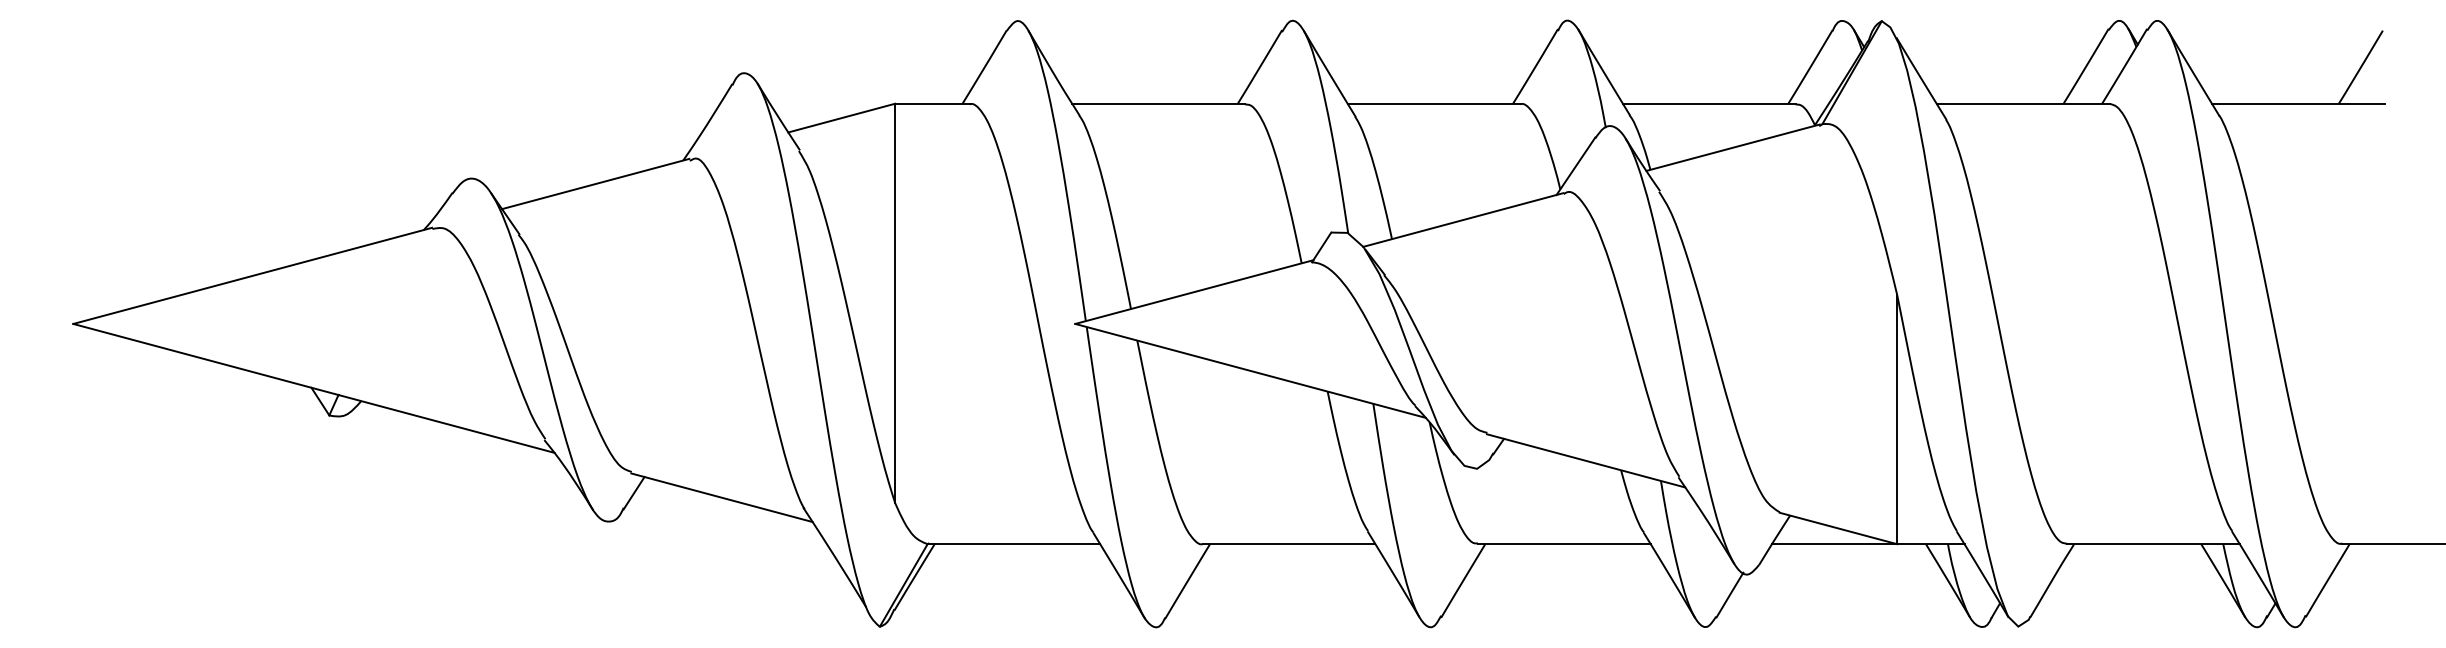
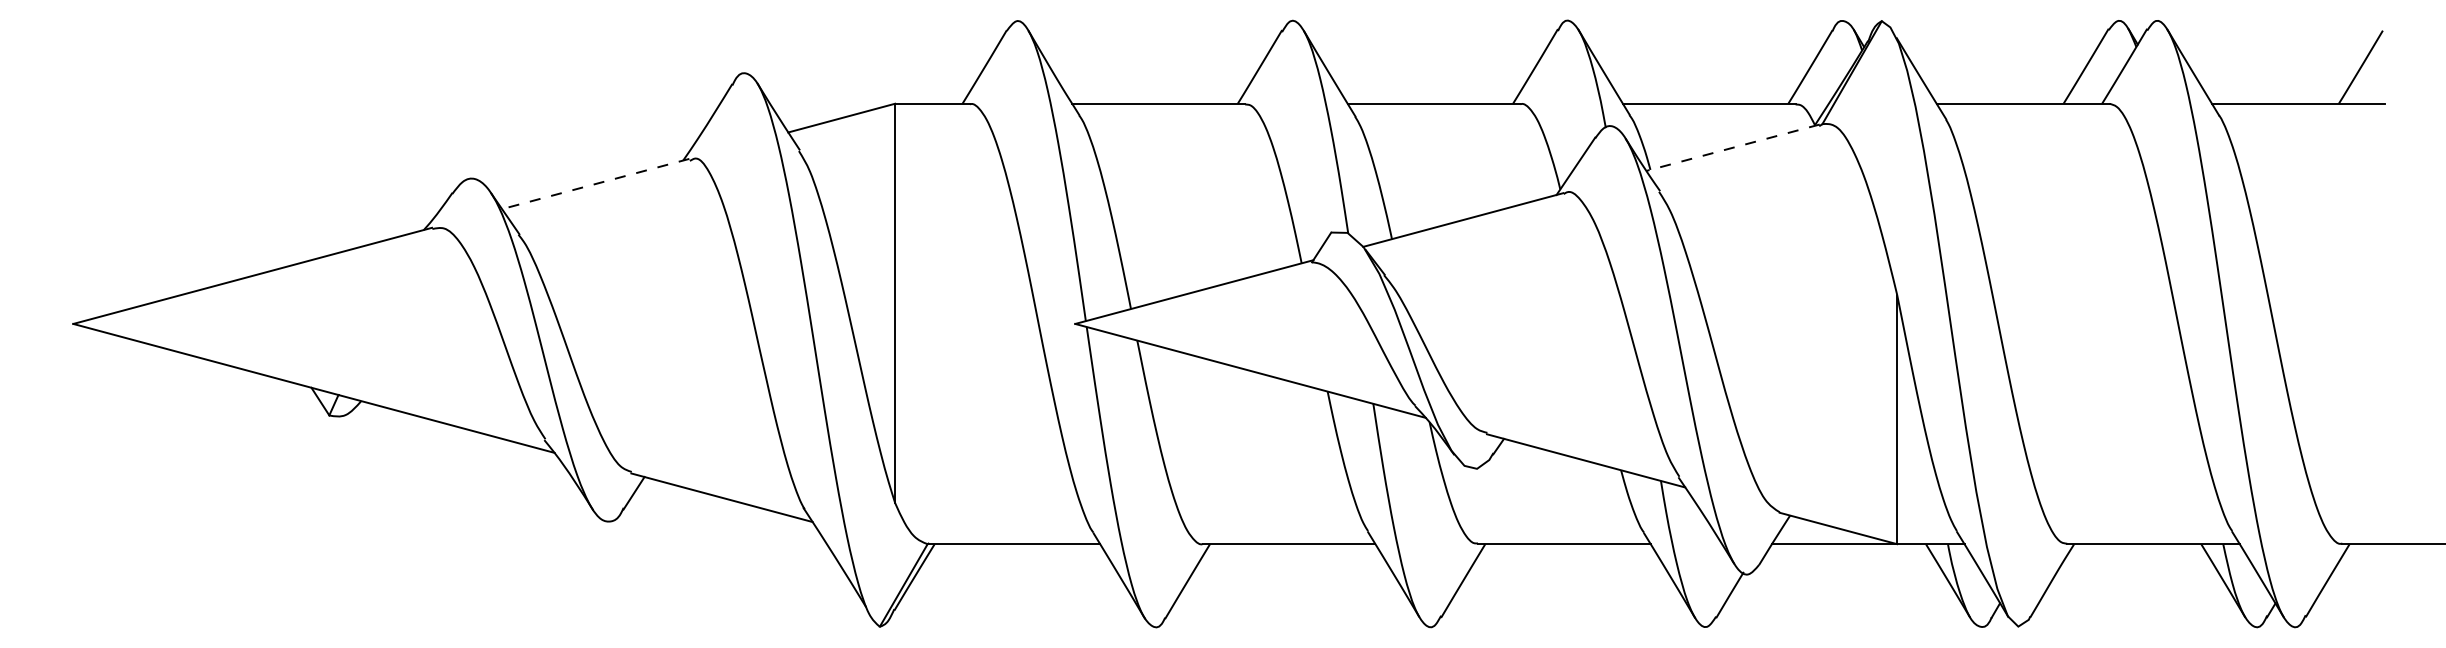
line: solid -> dashed (1733, 147)
line: solid -> dashed (595, 184)
